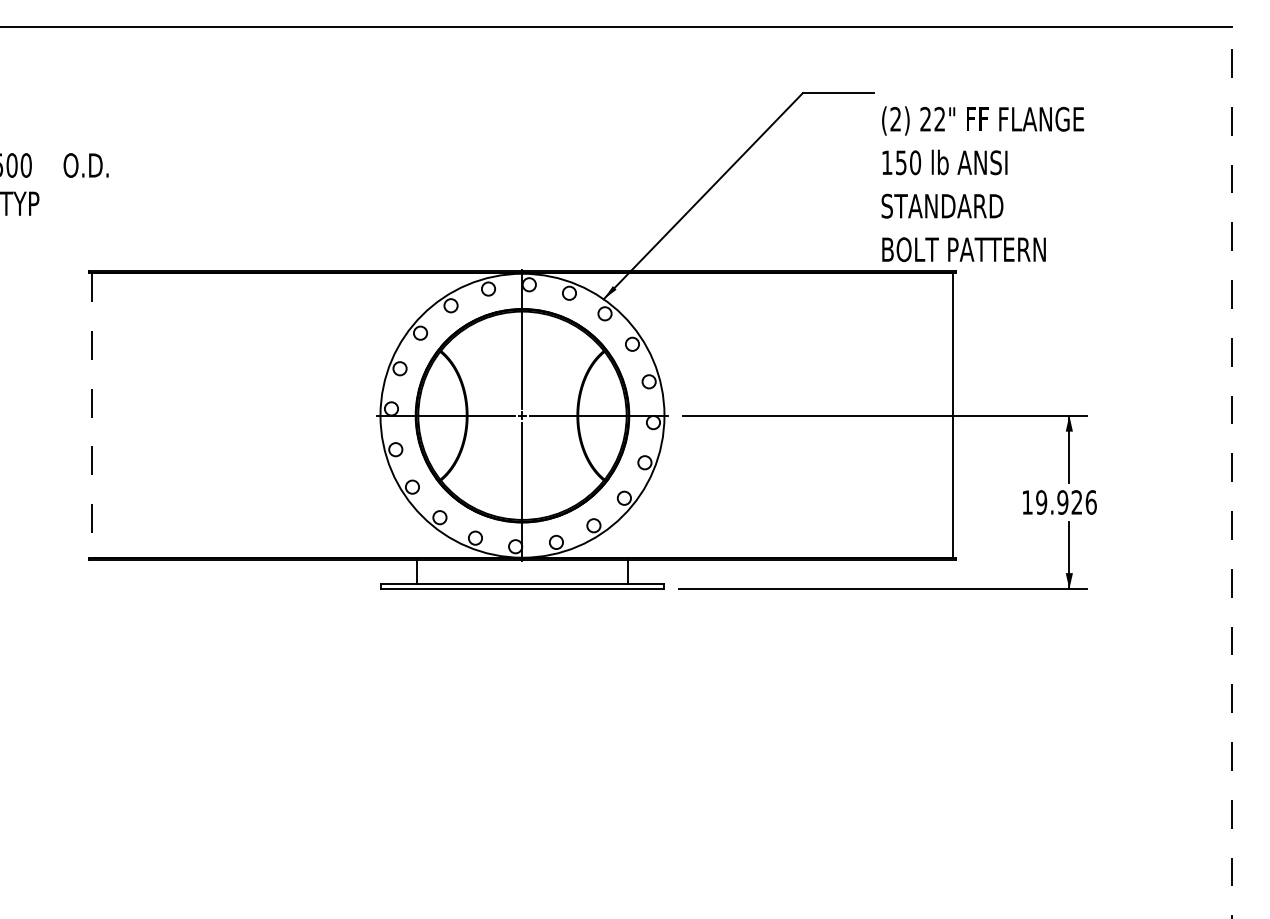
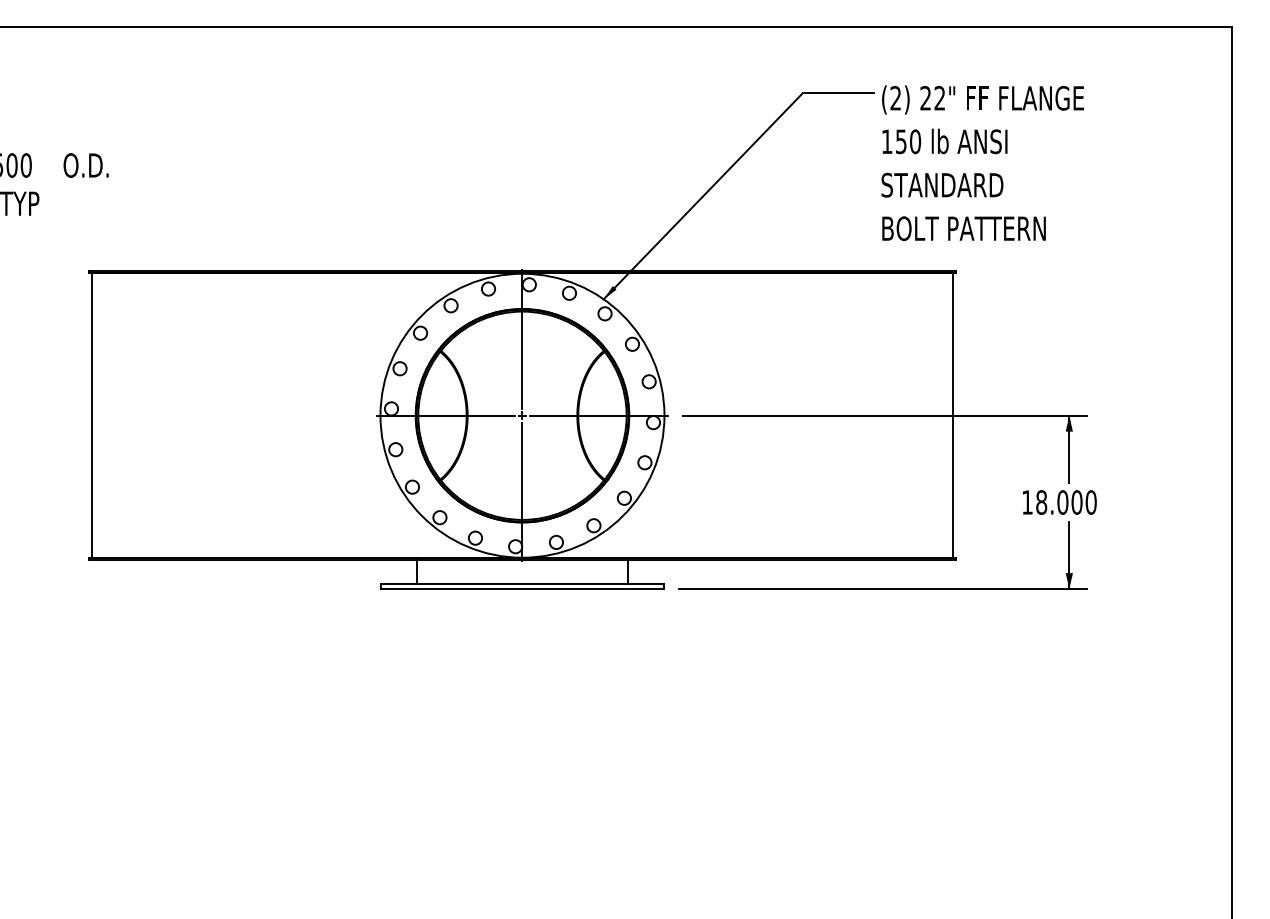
text position: (982, 184) -> (982, 163) (982, 163)
line: dashed -> solid (91, 415)
line: dashed -> solid (1231, 472)
text: 19.926 -> 18.000 (1066, 502)
